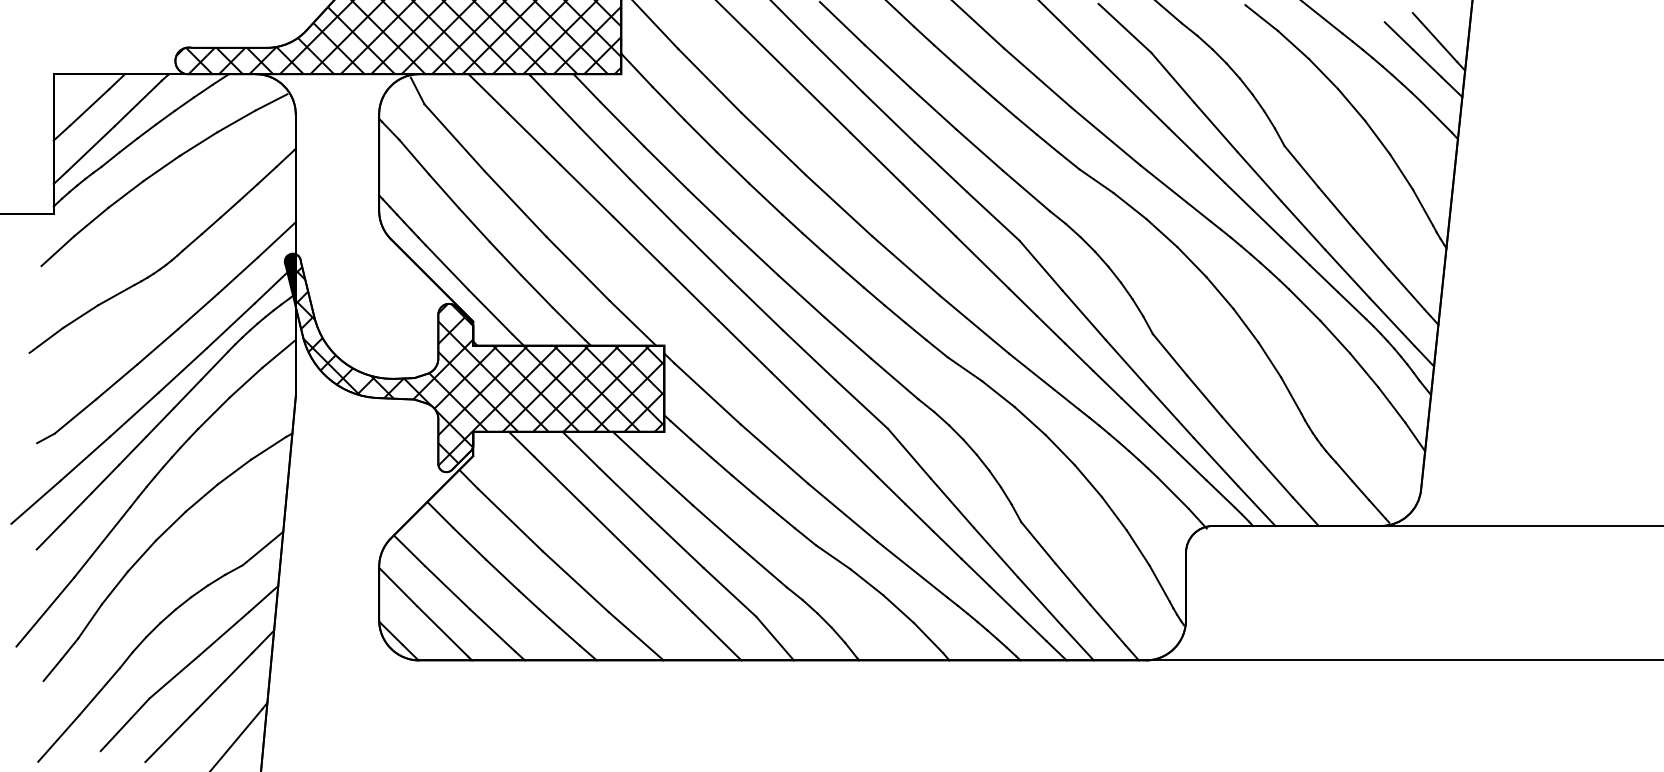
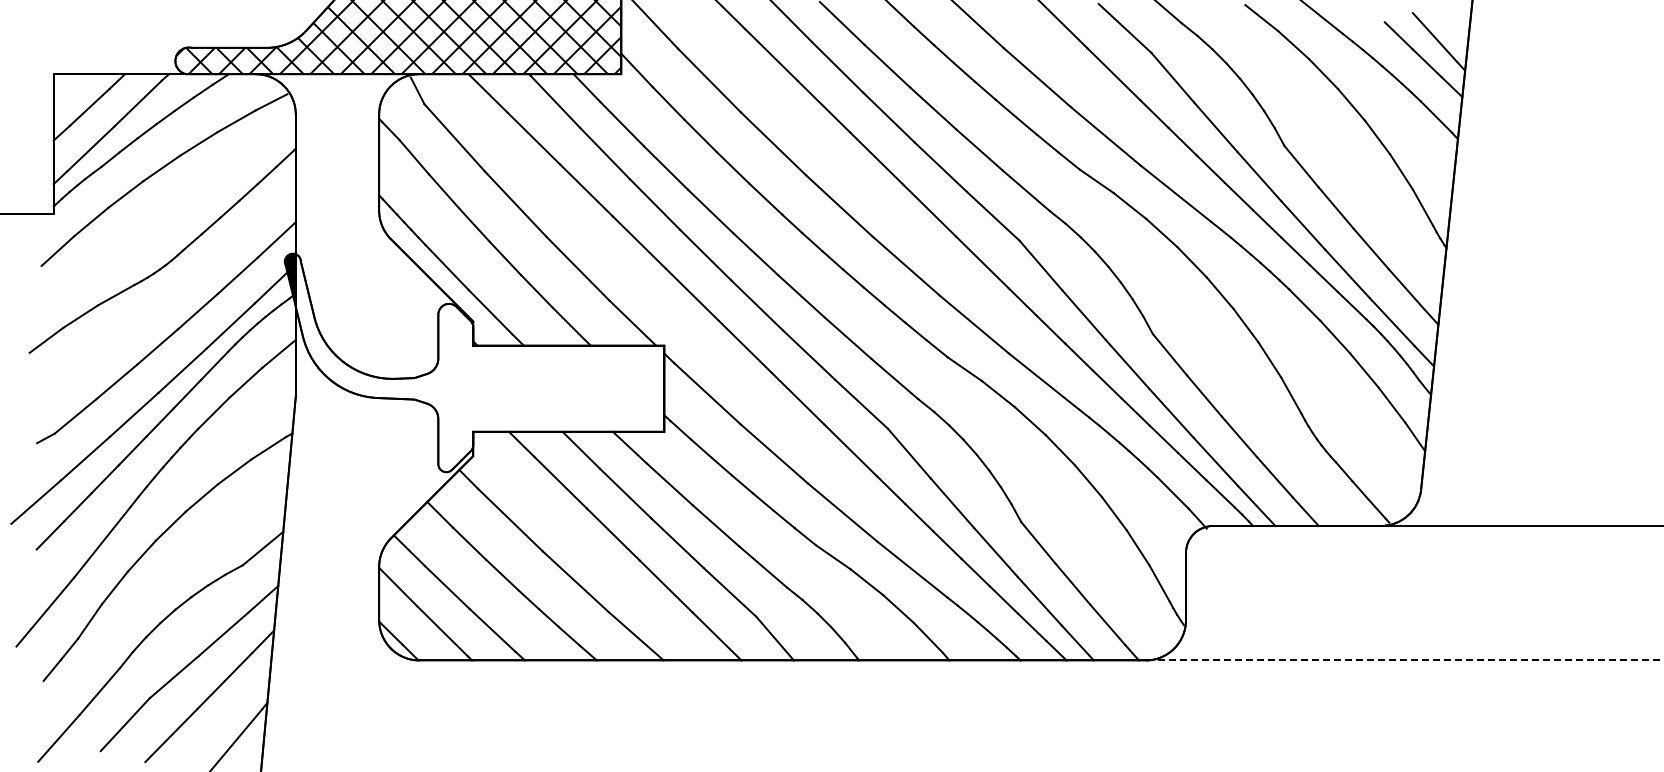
hatch: present -> none (479, 366)
line: solid -> dashed (1404, 660)
